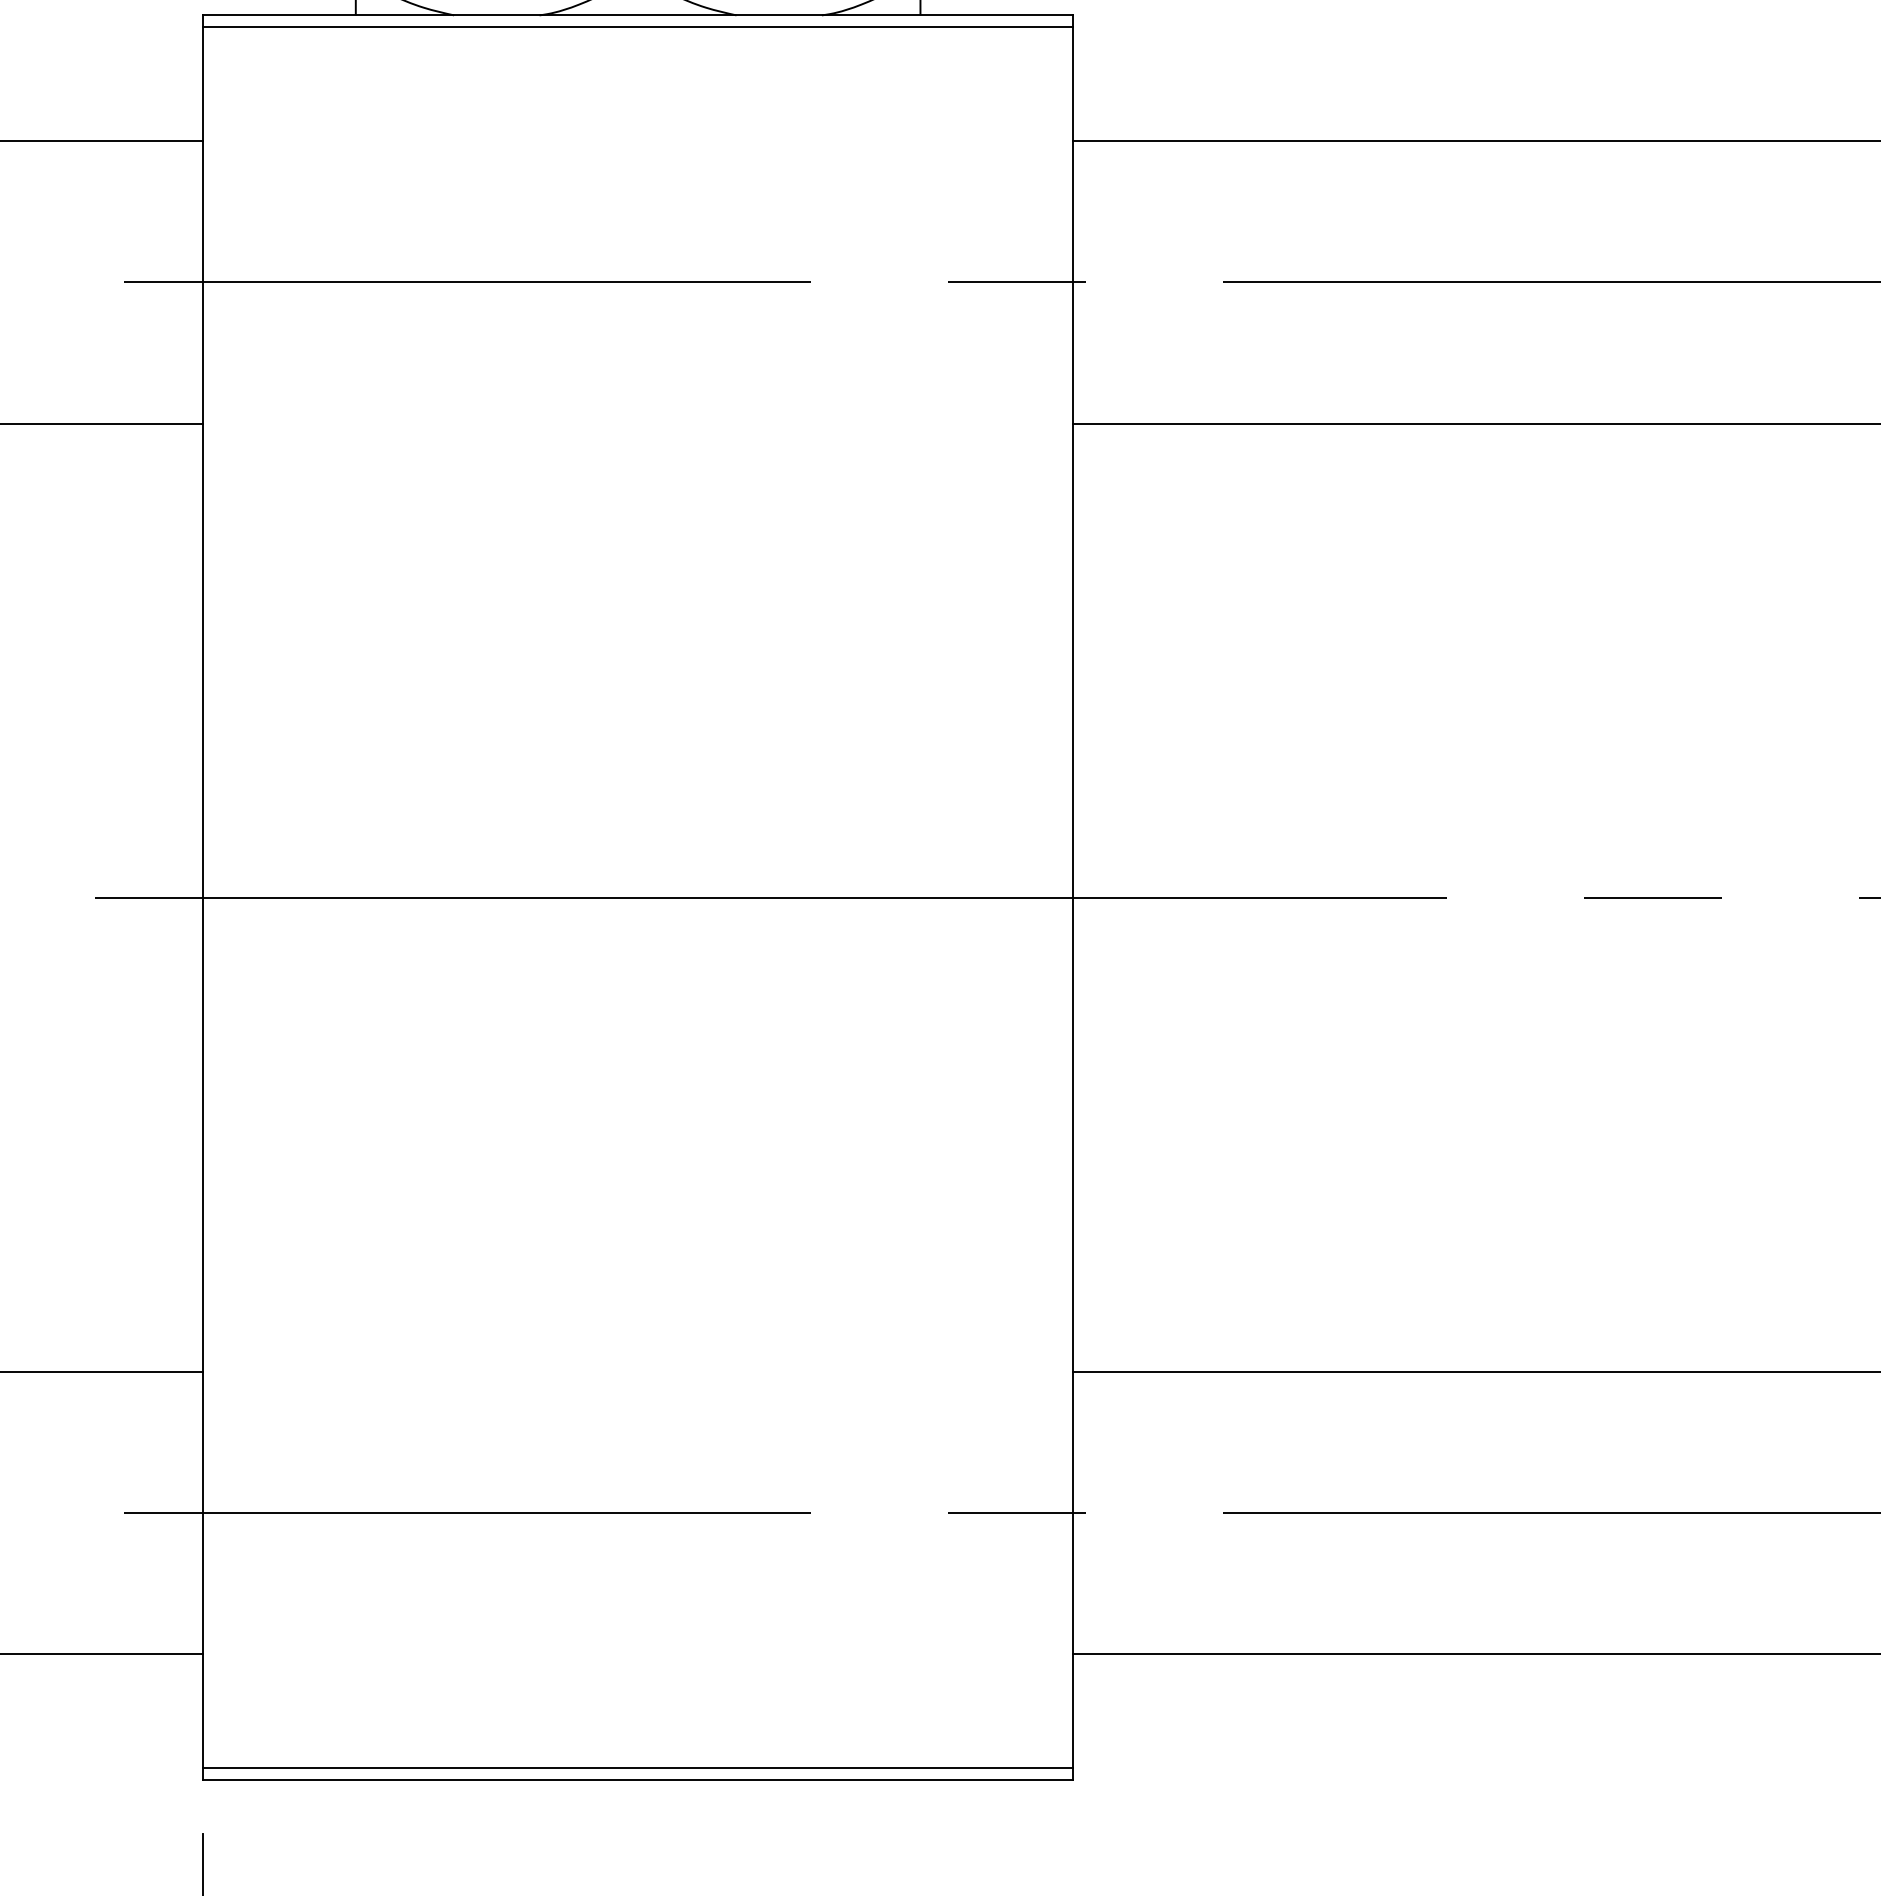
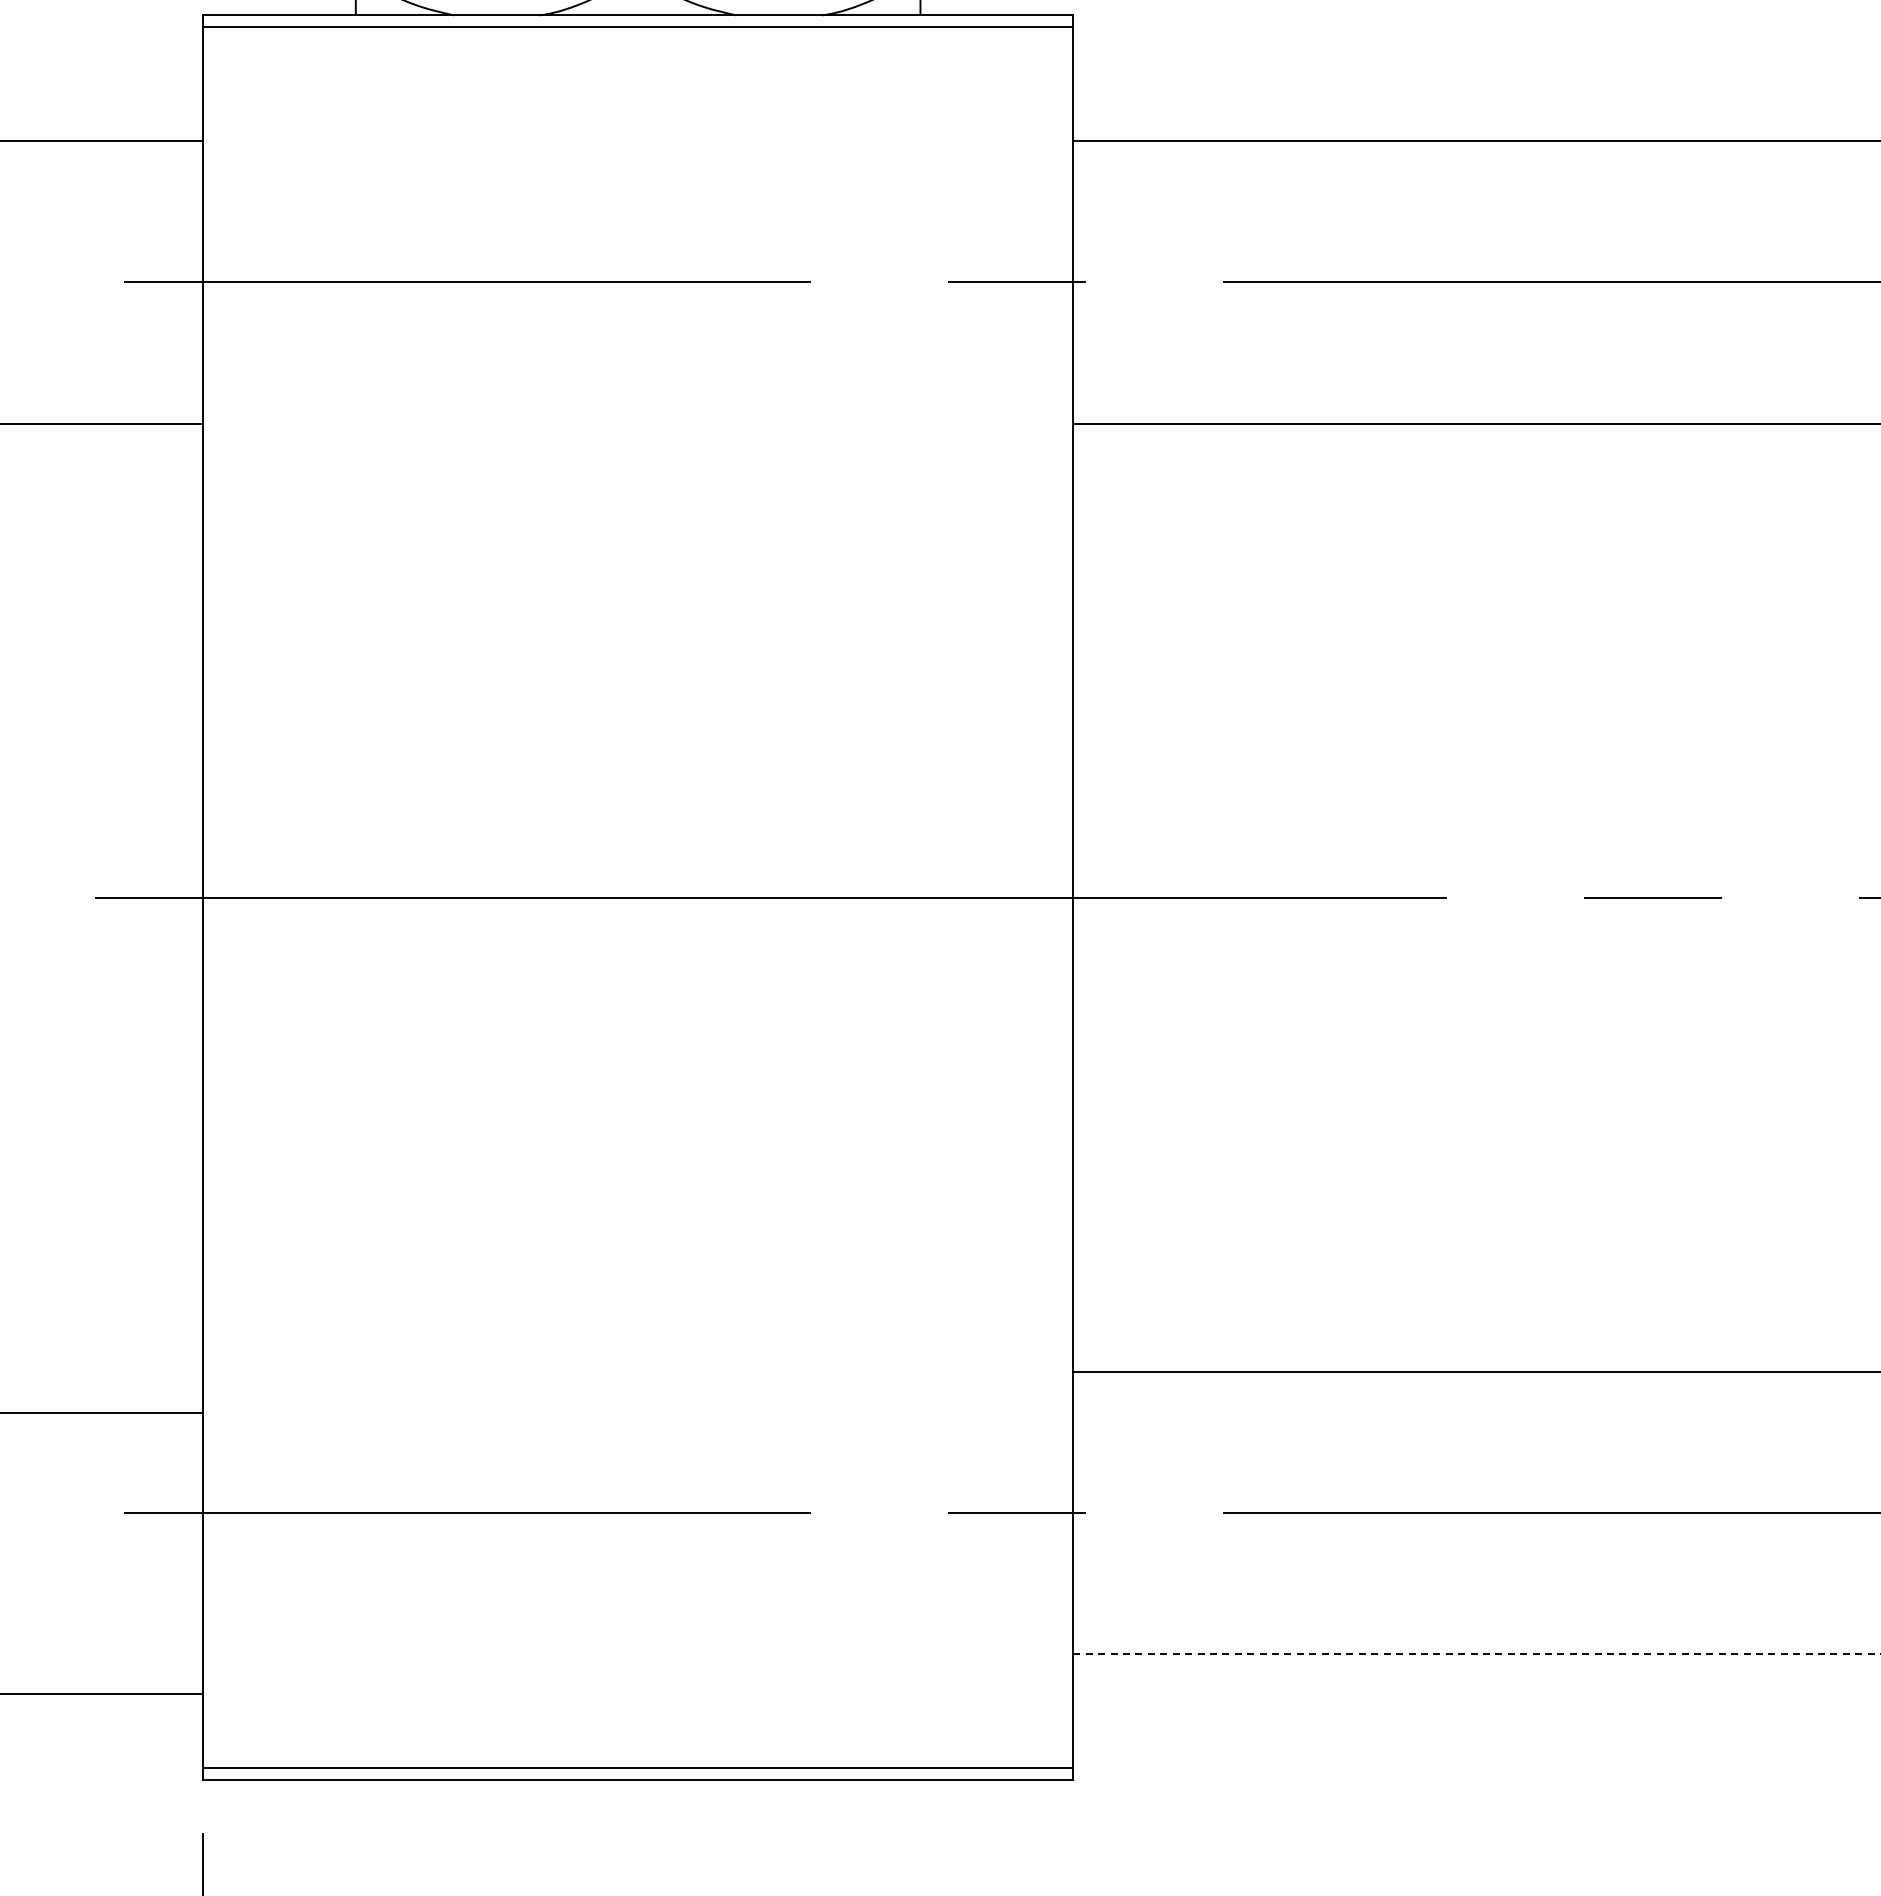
line position: (102, 1371) -> (102, 1412) (102, 1412)
line position: (102, 1654) -> (102, 1694) (102, 1694)
line: solid -> dashed (1477, 1654)
